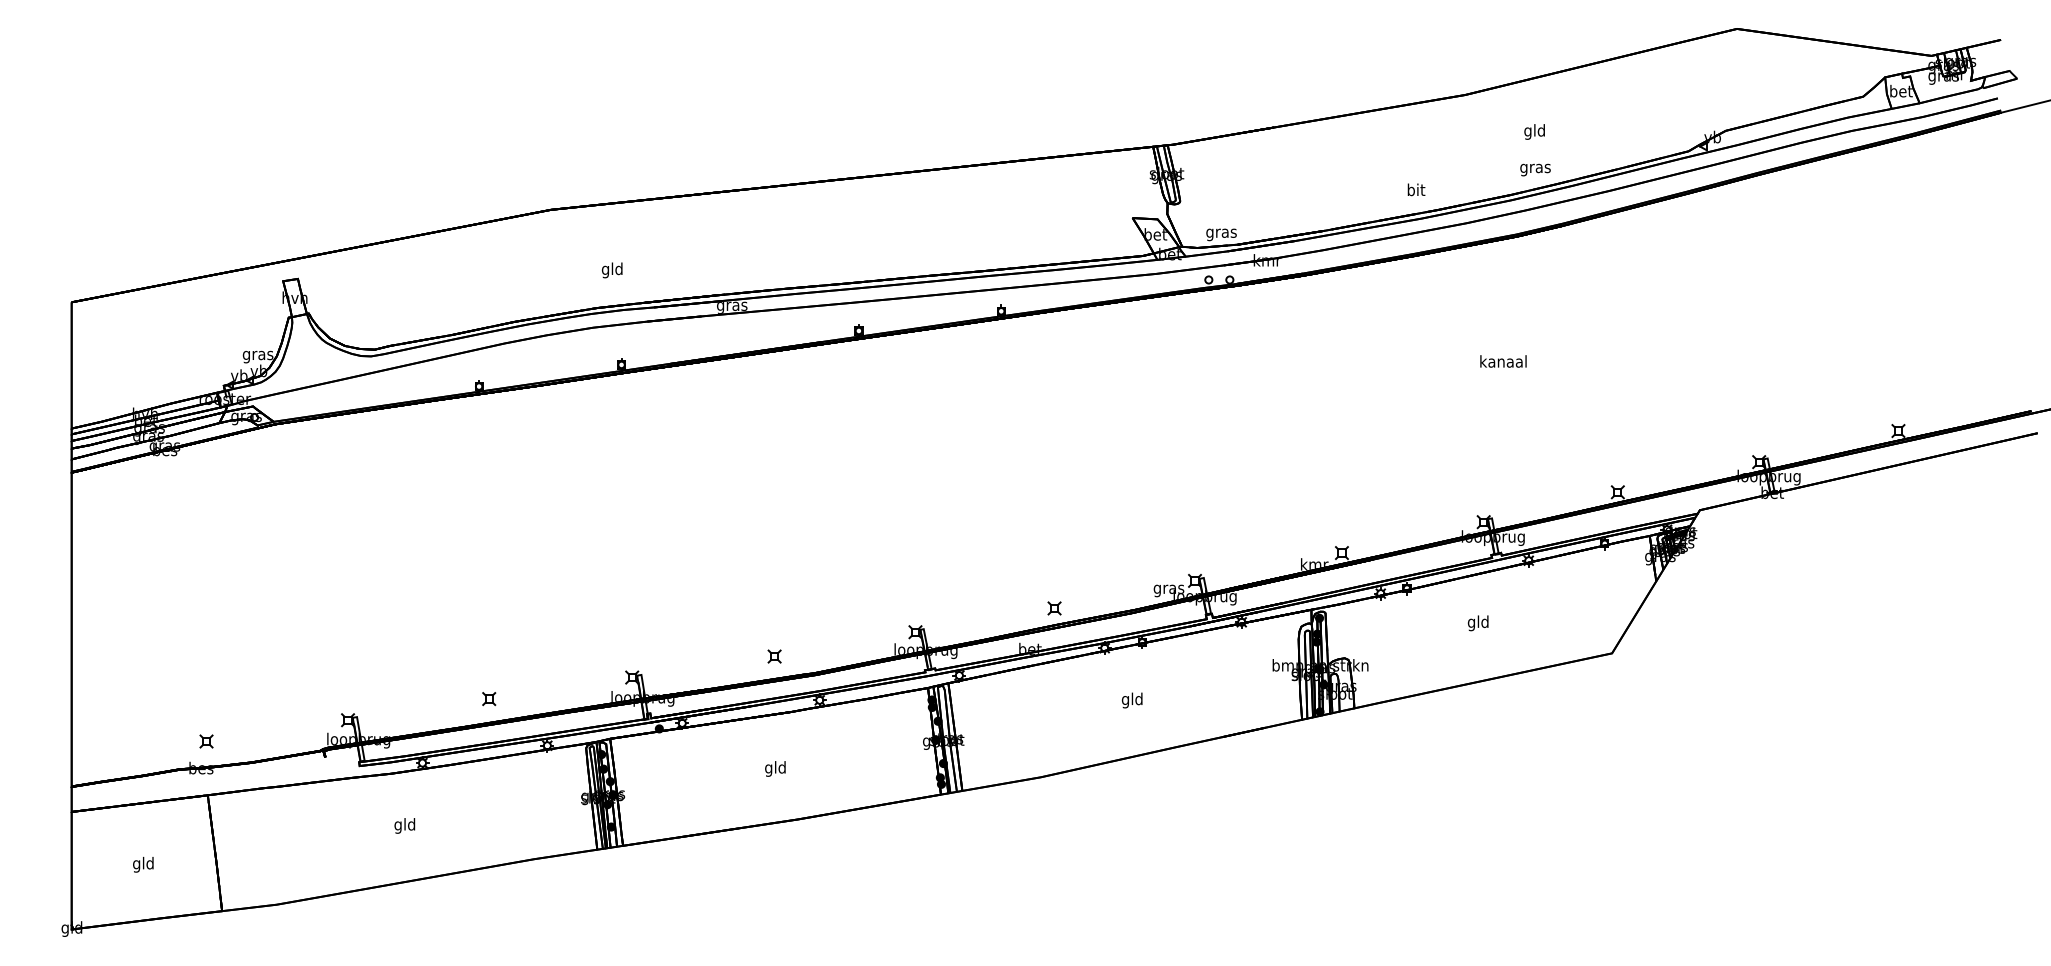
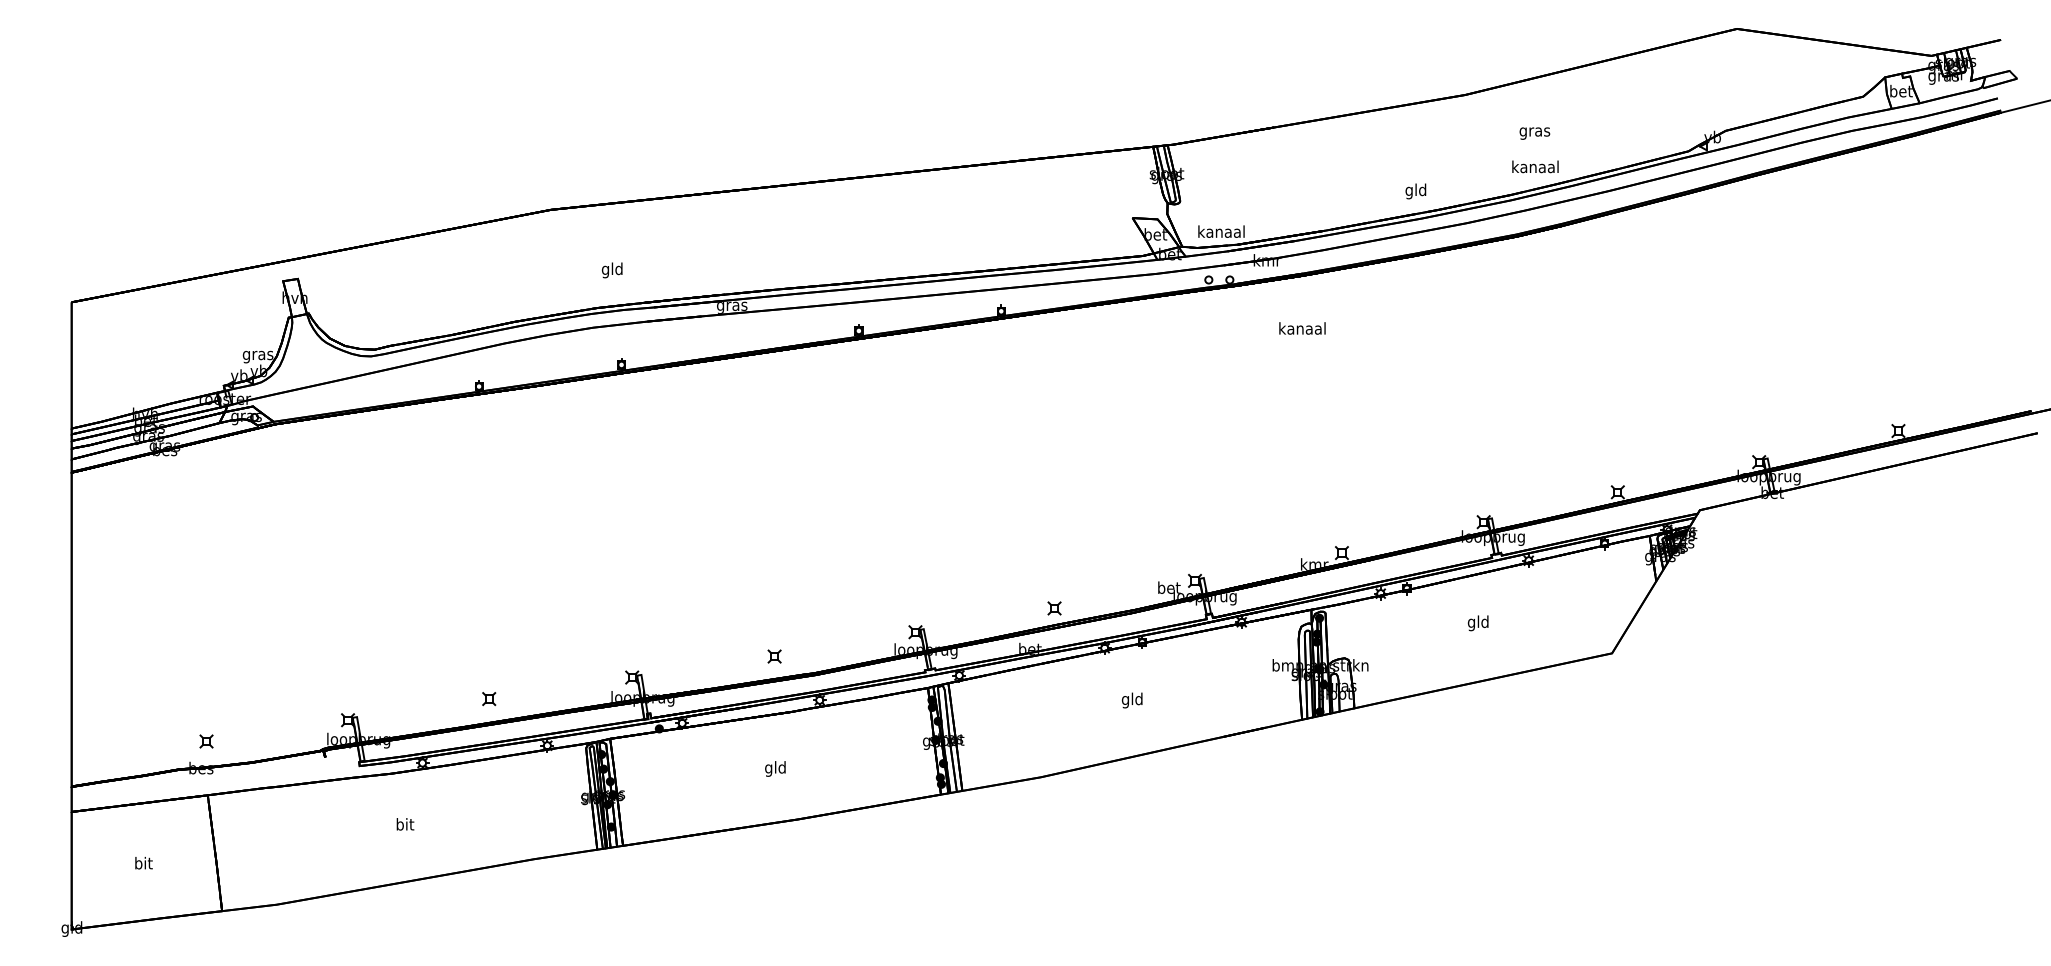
text: gld -> gras (1534, 131)
text: gras -> kanaal (1535, 168)
text: bit -> gld (1415, 191)
text: gras -> kanaal (1221, 233)
text position: (1503, 361) -> (1302, 328) (1302, 328)
text: gras -> bet (1168, 589)
text: gld -> bit (404, 825)
text: gld -> bit (143, 864)
